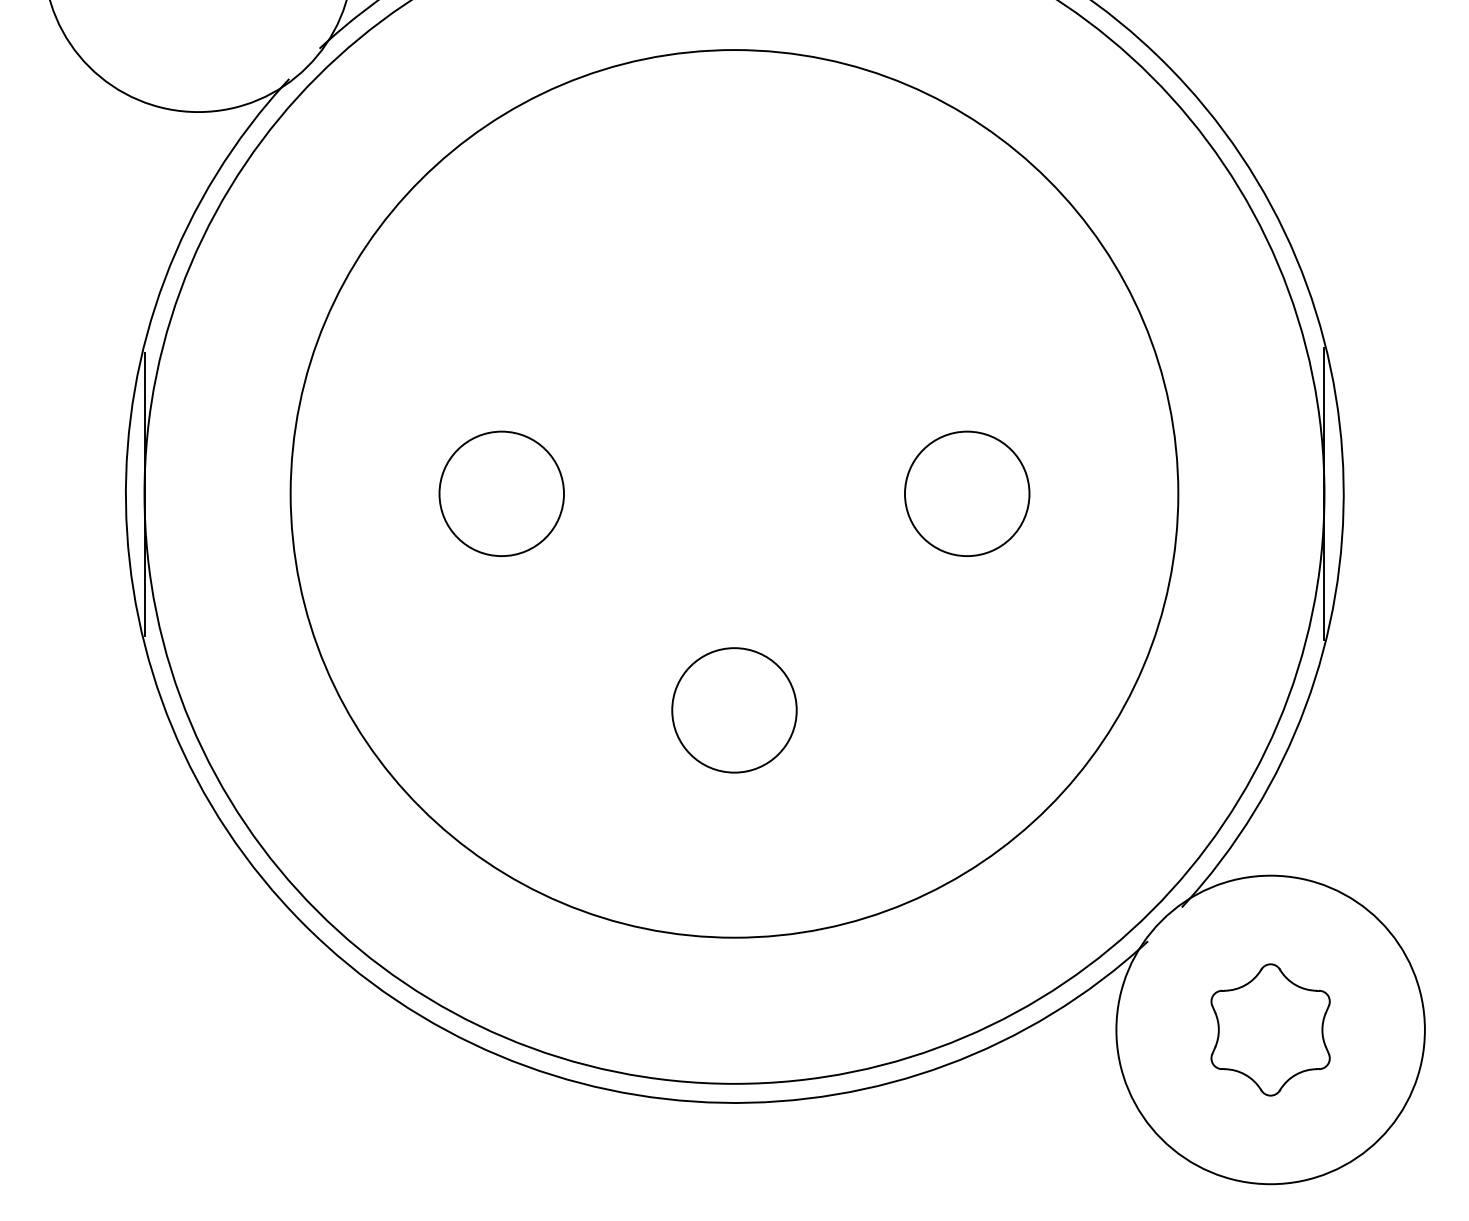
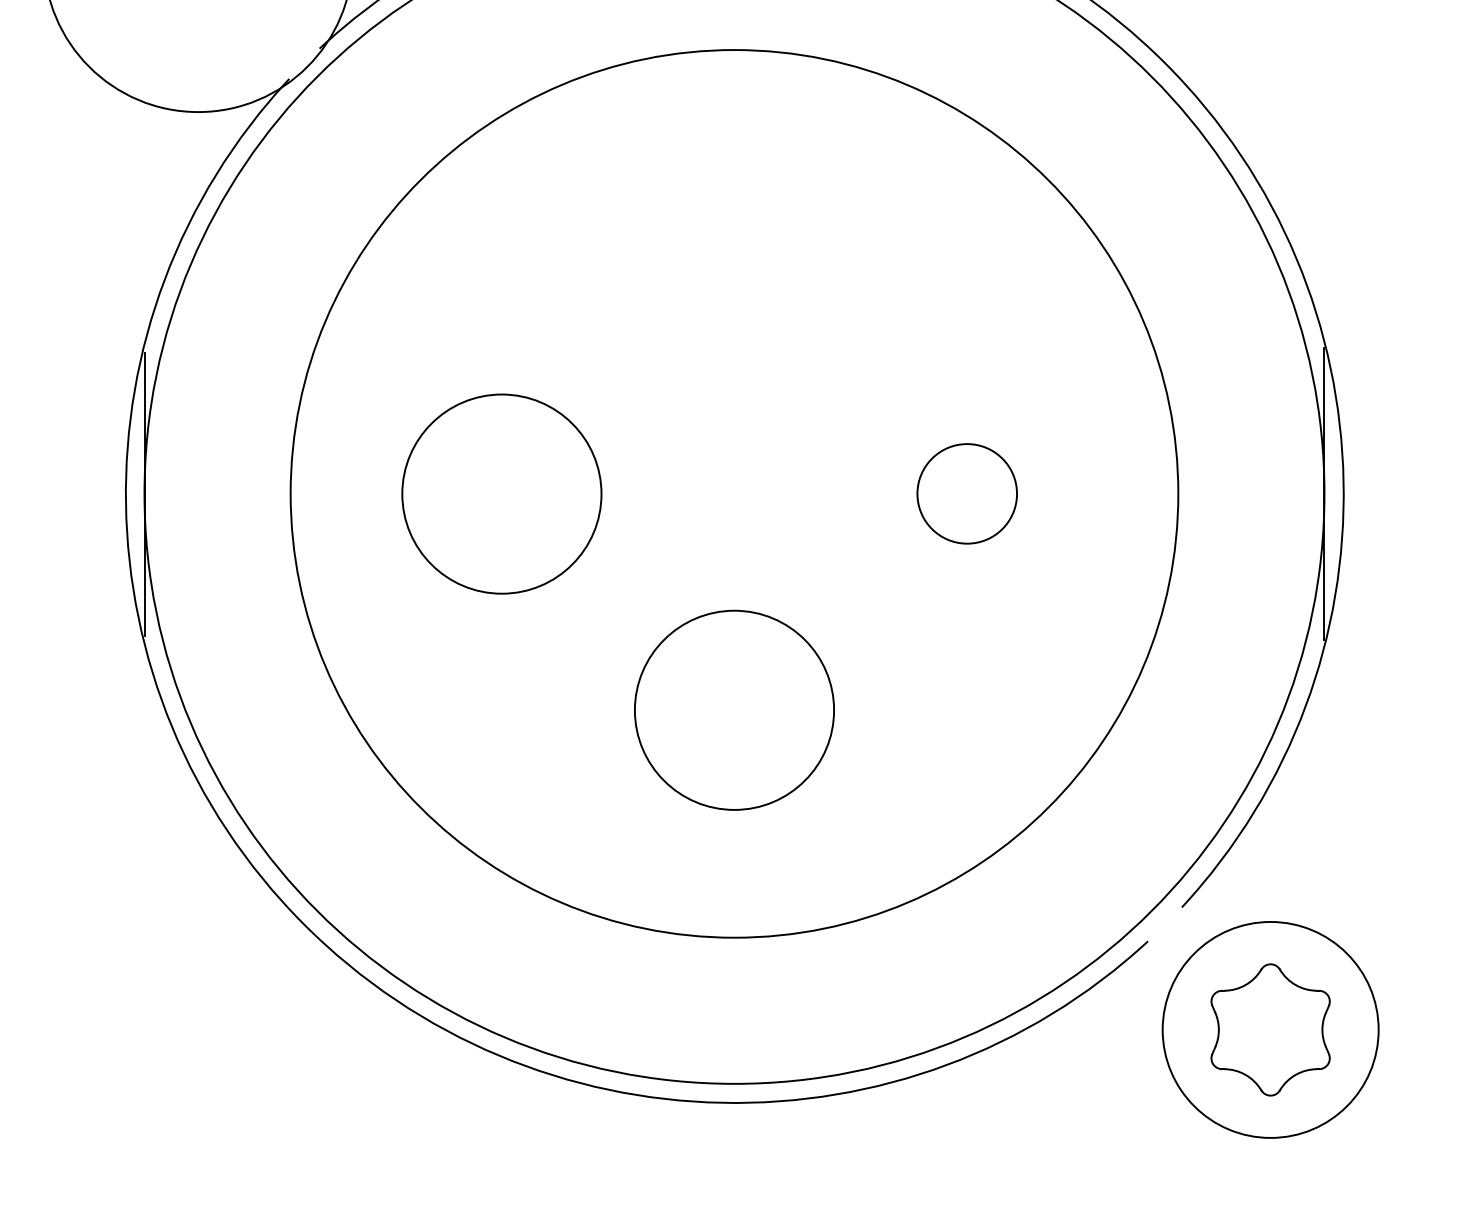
circle size: 127x127 px -> 202x202 px (501, 493)
circle diameter: 124 px -> 100 px (967, 493)
circle size: 127x127 px -> 201x202 px (734, 709)
circle diameter: 309 px -> 216 px (1270, 1029)
